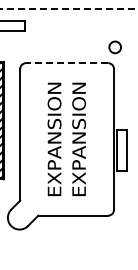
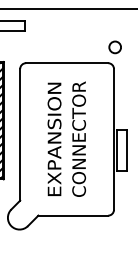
line: dashed -> solid (69, 9)
line: dashed -> solid (66, 63)
text: EXPANSION -> CONNECTOR (79, 138)
